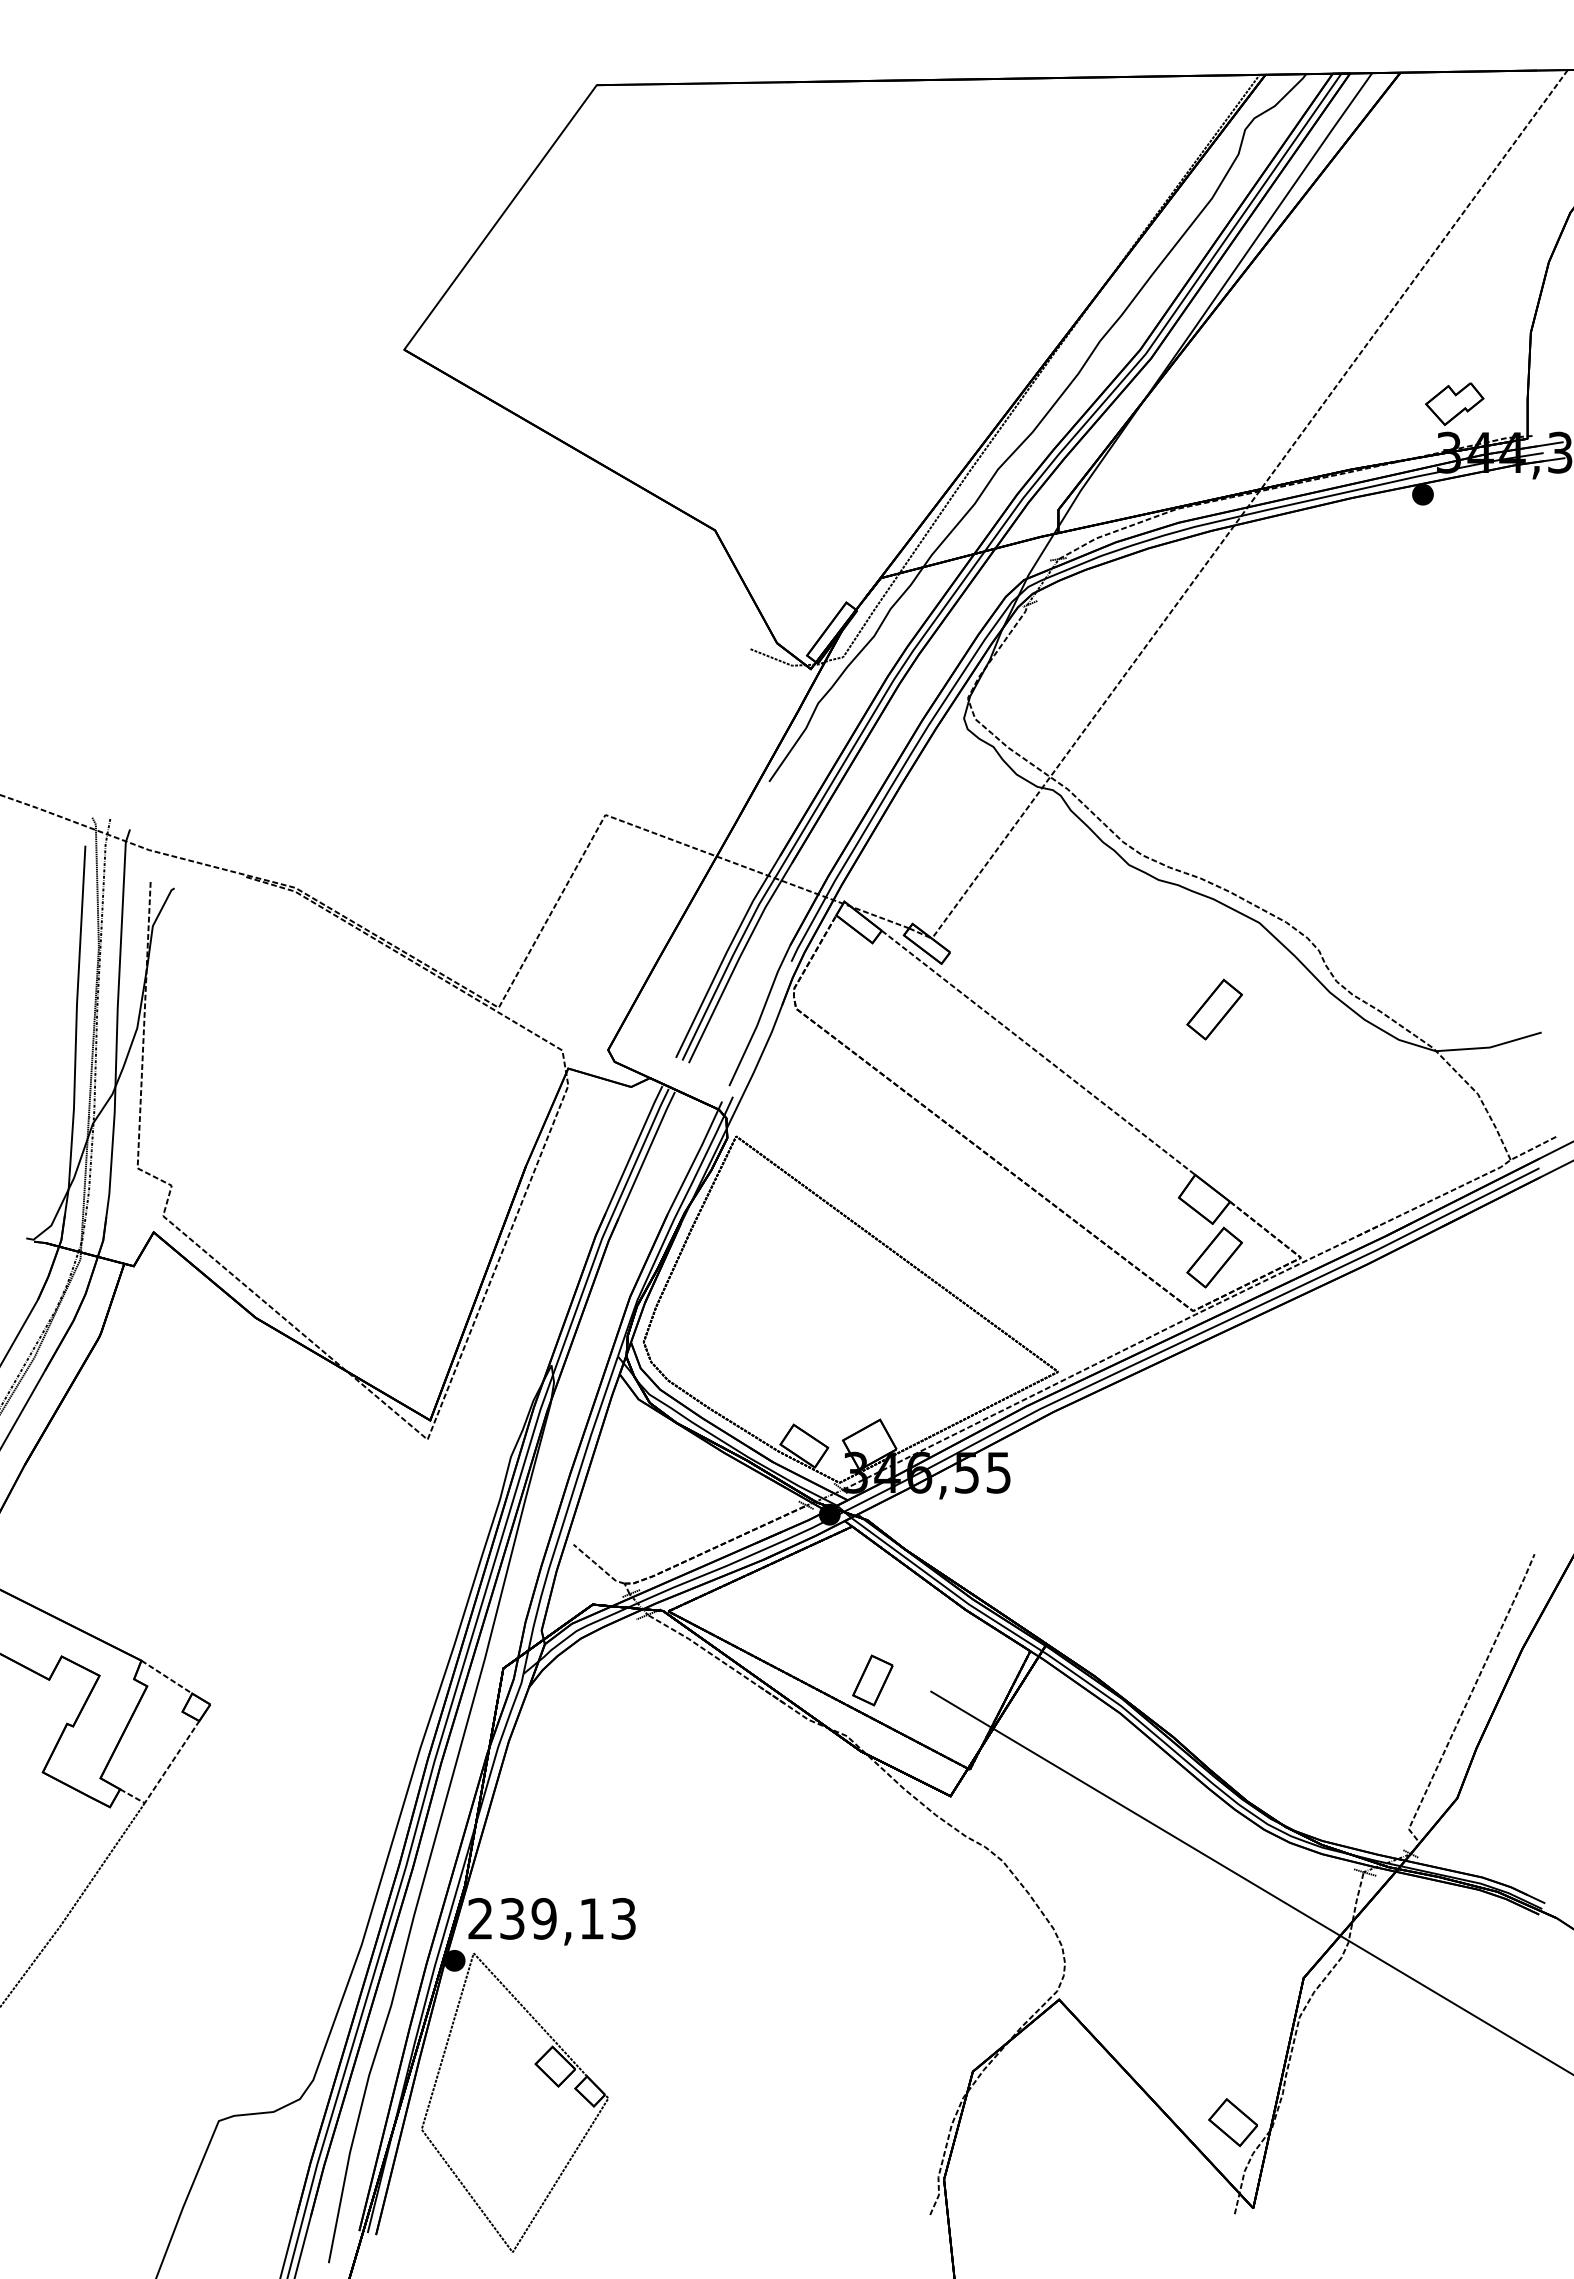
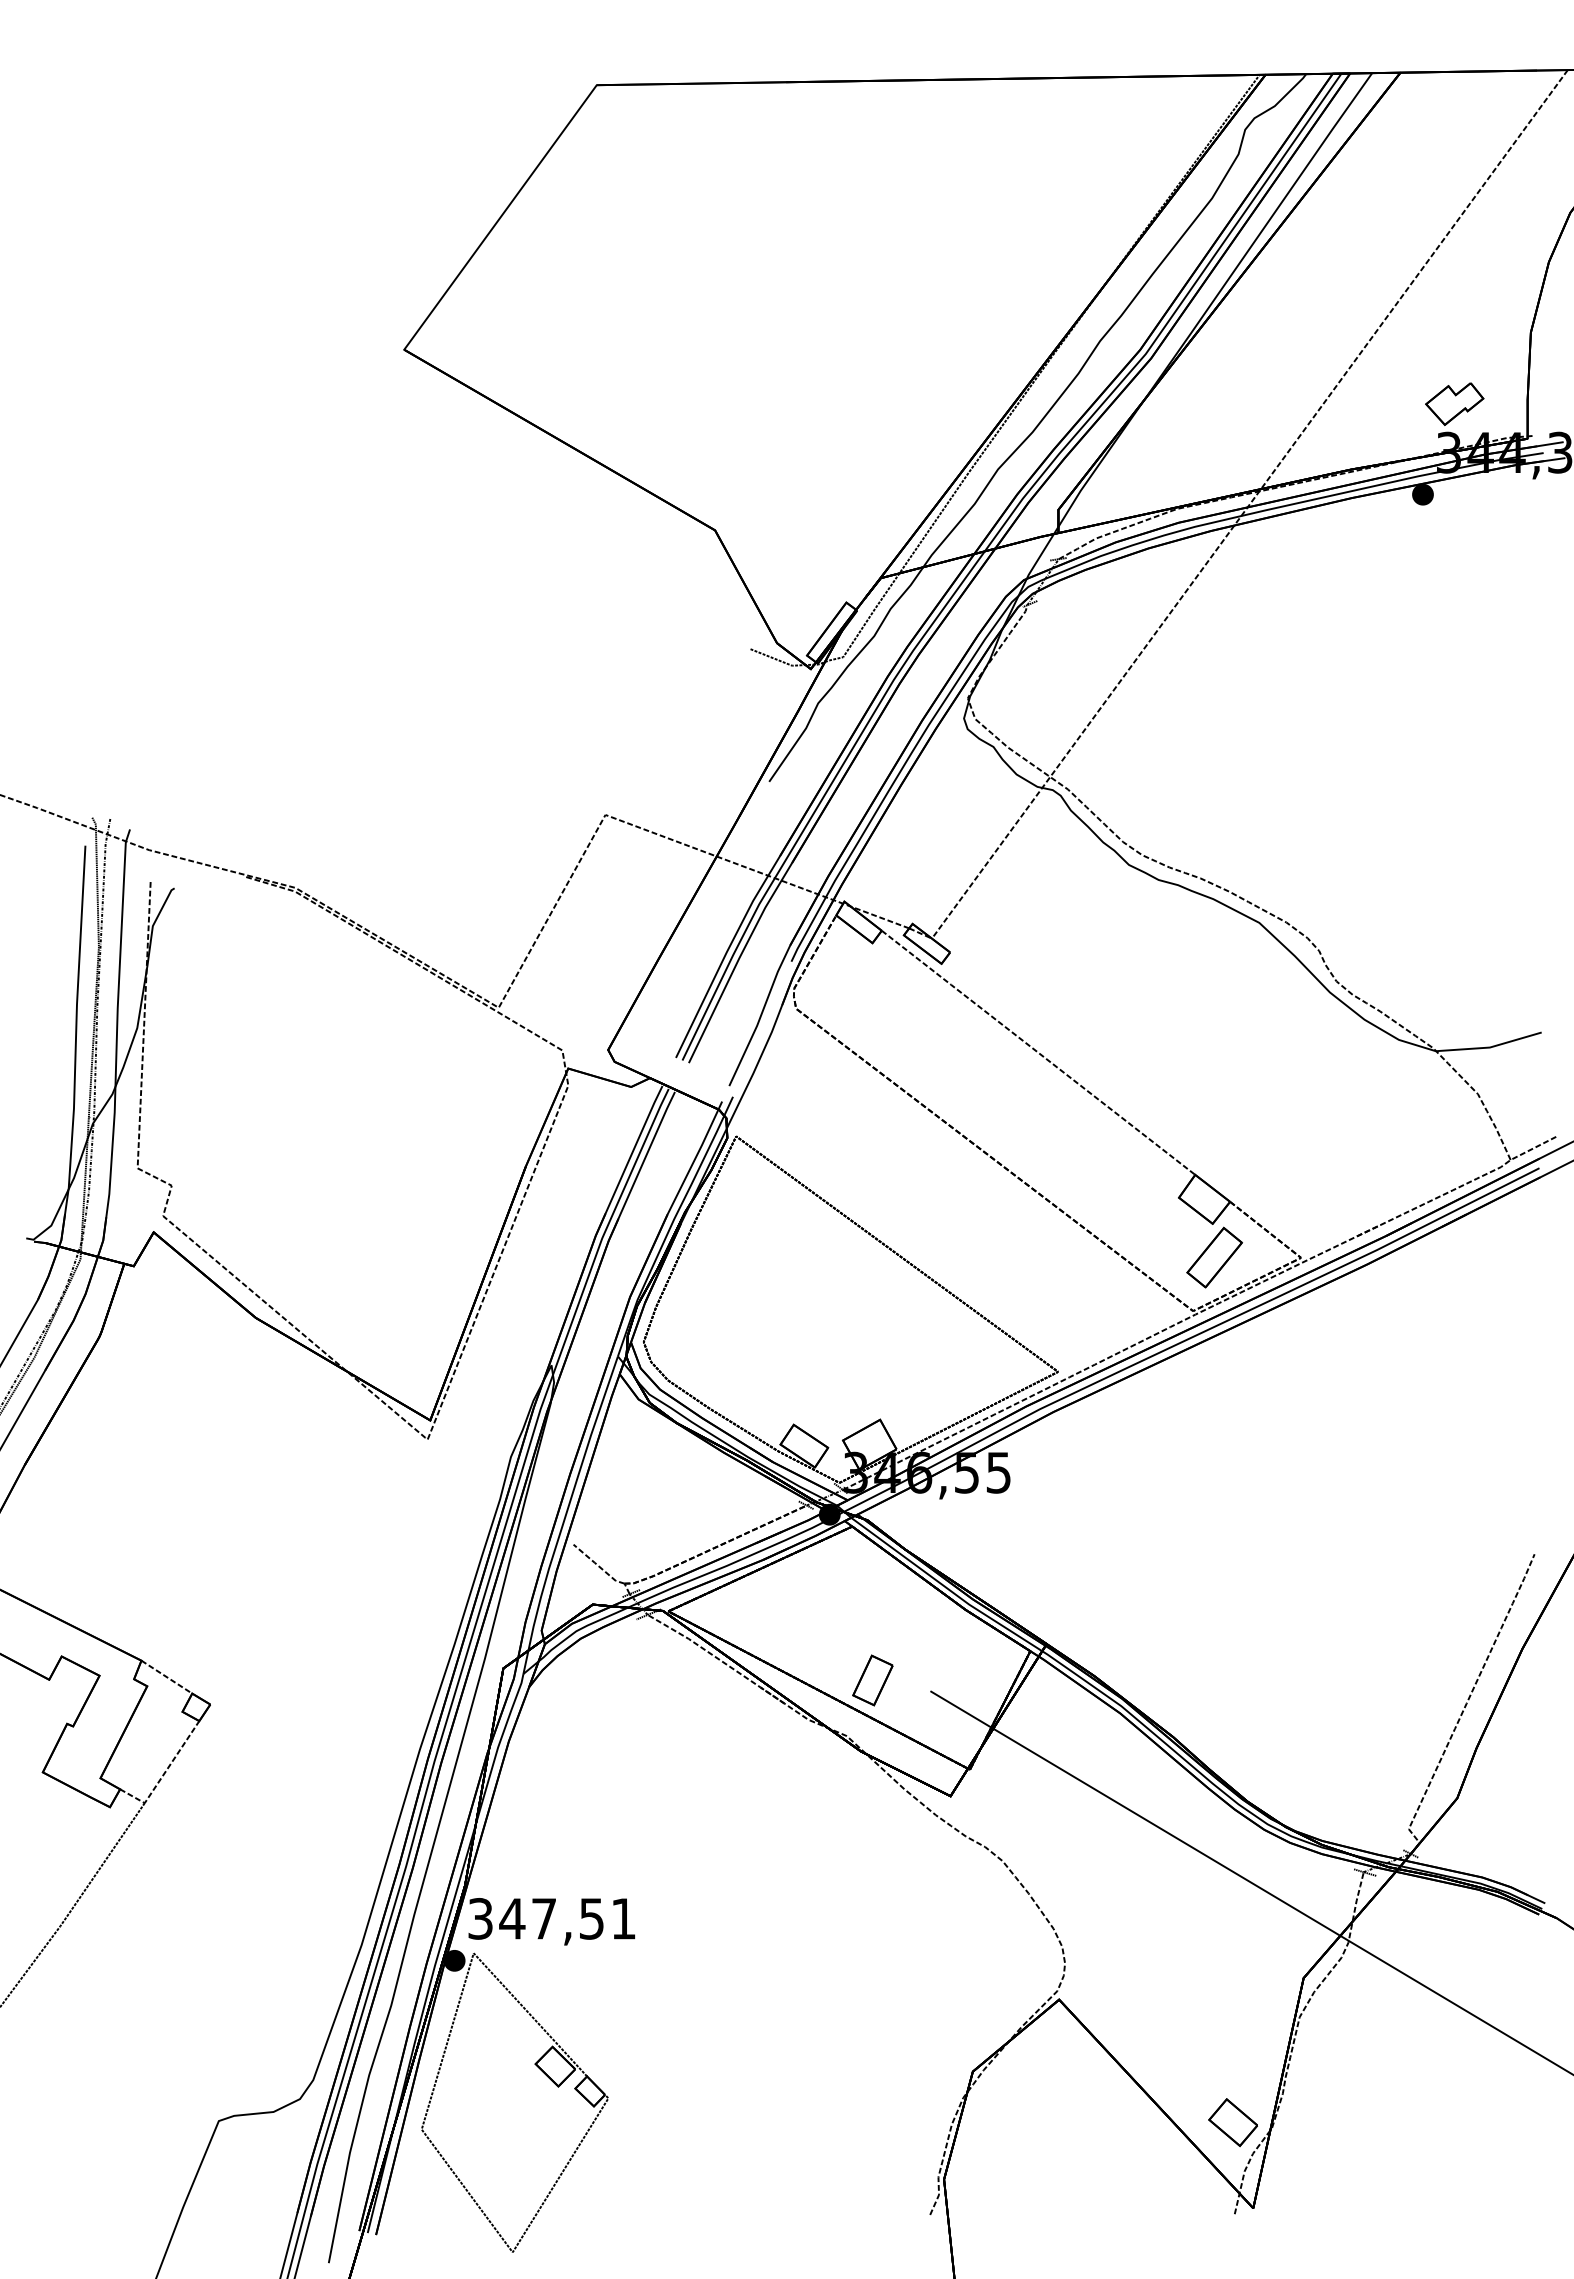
part: present -> none (1214, 1009)
text: 239,13 -> 347,51 (551, 1918)
